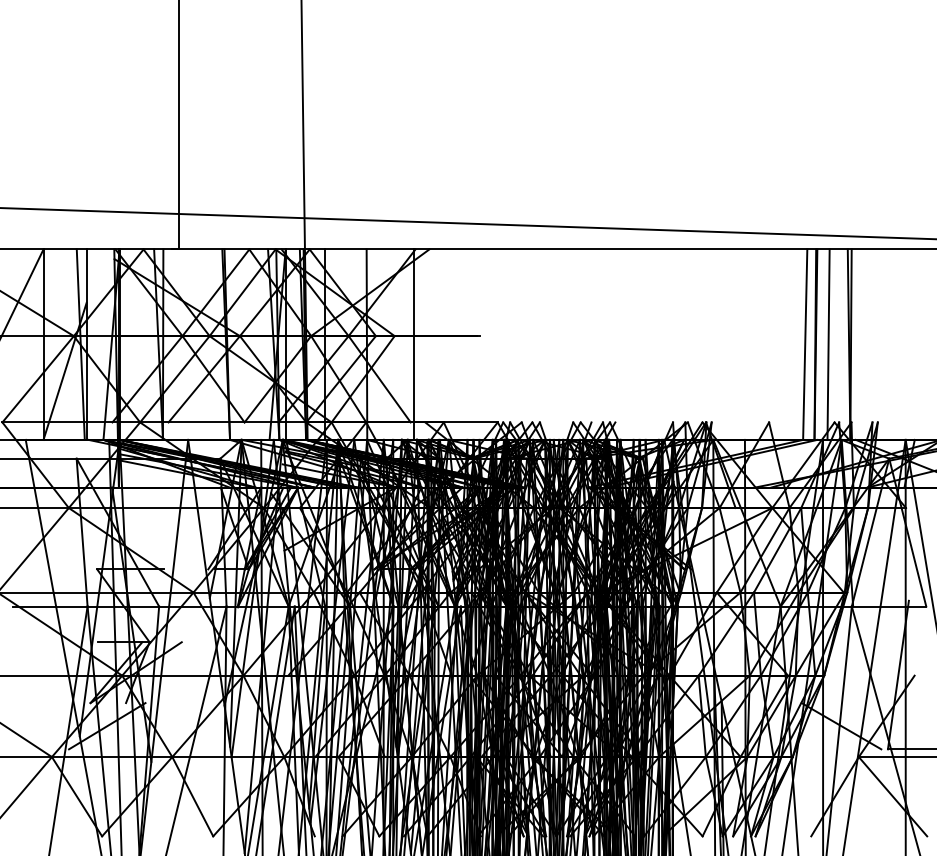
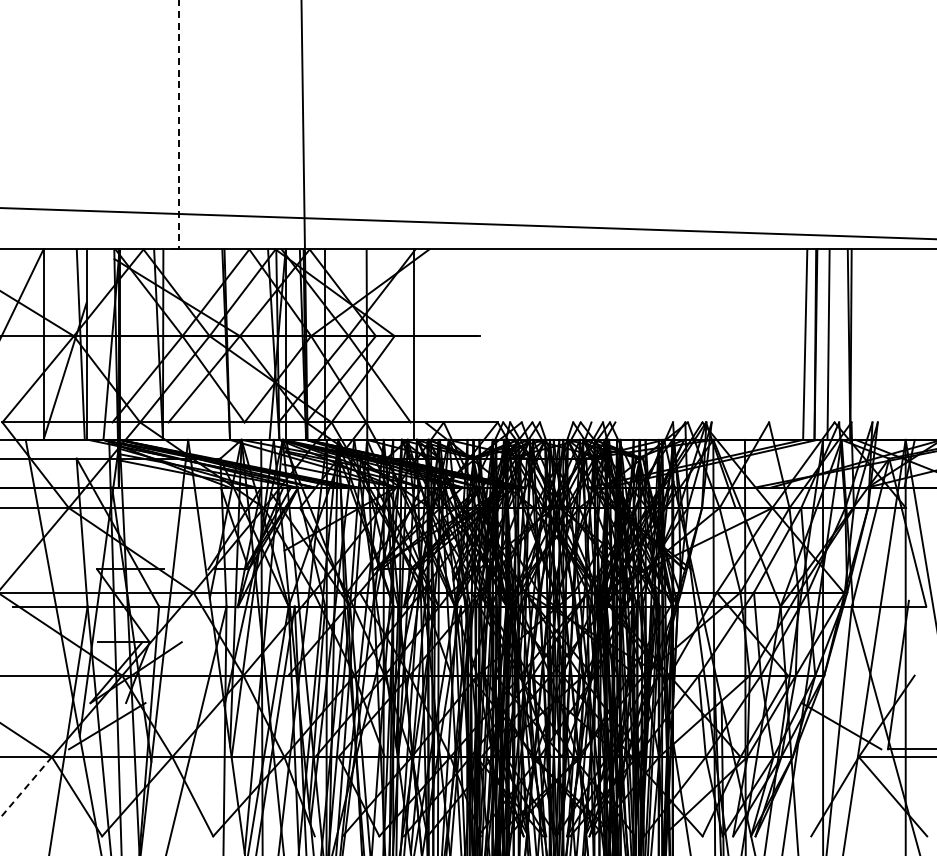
line: solid -> dashed (179, 125)
line: solid -> dashed (26, 787)
